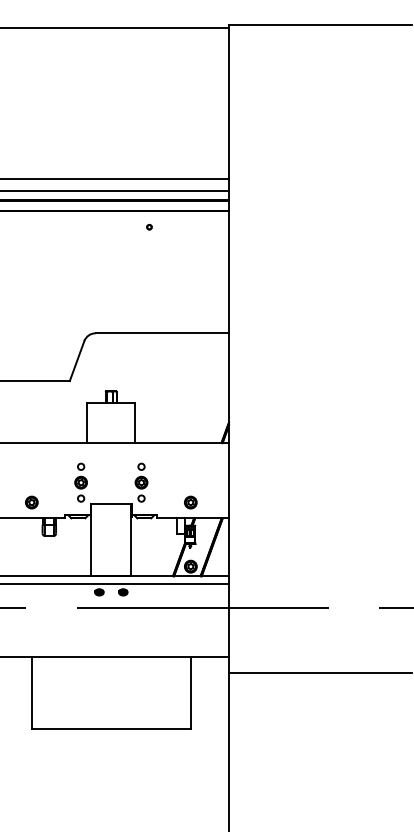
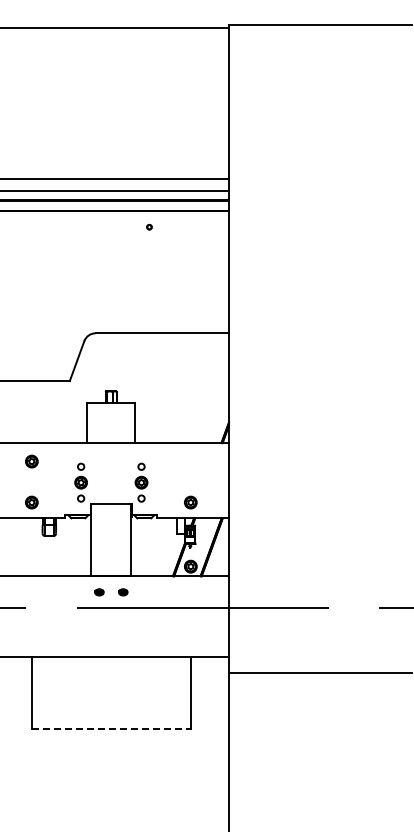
part: none -> present (31, 461)
line: present -> none (115, 584)
line: solid -> dashed (111, 729)
